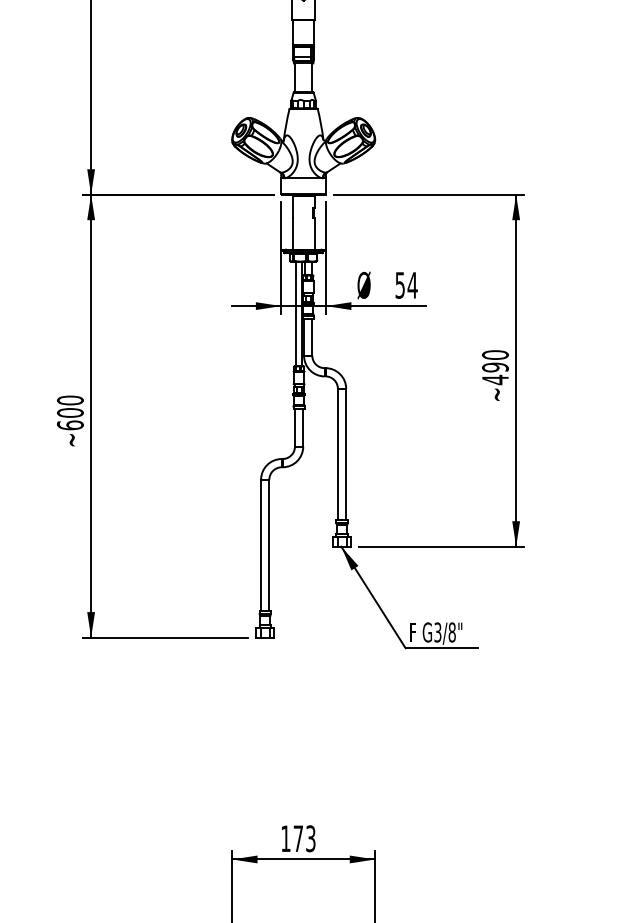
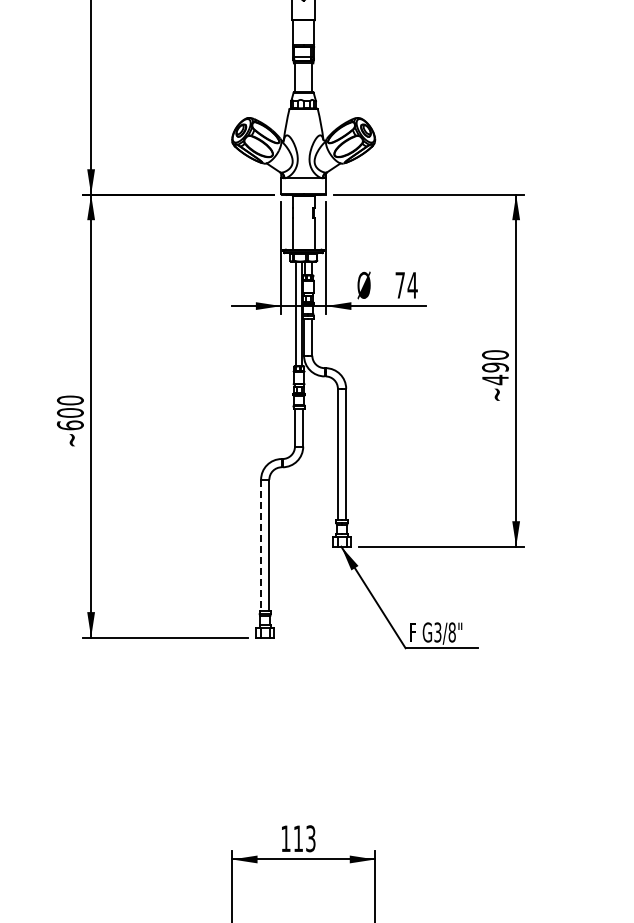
text: 54 -> 74 (399, 285)
line: solid -> dashed (261, 545)
text: 173 -> 113 (297, 838)
